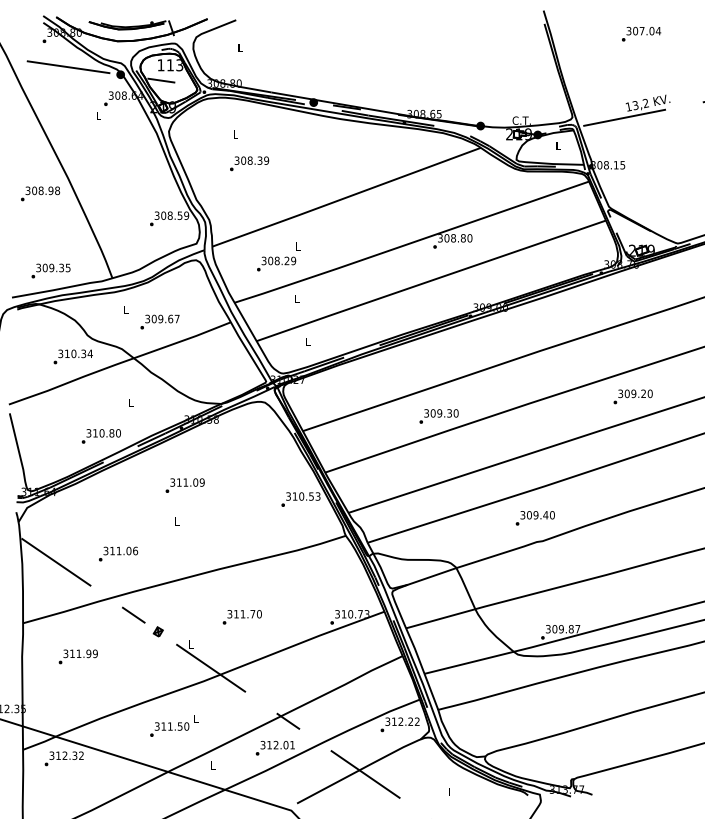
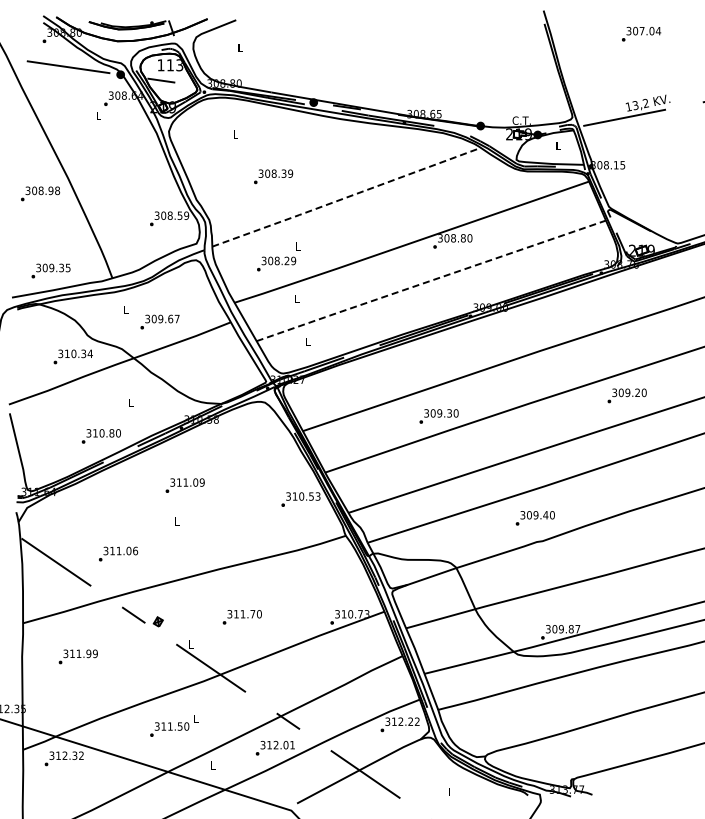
text position: (249, 163) -> (273, 176) (273, 176)
line: solid -> dashed (346, 197)
line: solid -> dashed (430, 280)
text position: (632, 396) -> (626, 395) (626, 395)
part position: (157, 631) -> (157, 621) (157, 621)
